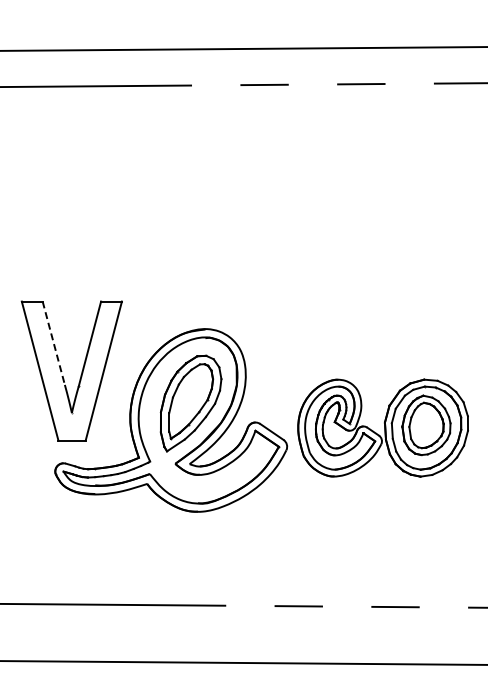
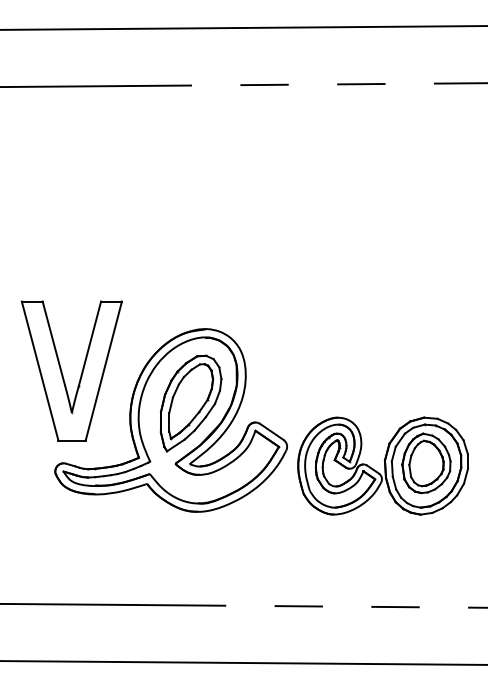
line position: (243, 48) -> (243, 27) (243, 27)
line: dashed -> solid (53, 343)
part position: (382, 427) -> (382, 465) (382, 465)
